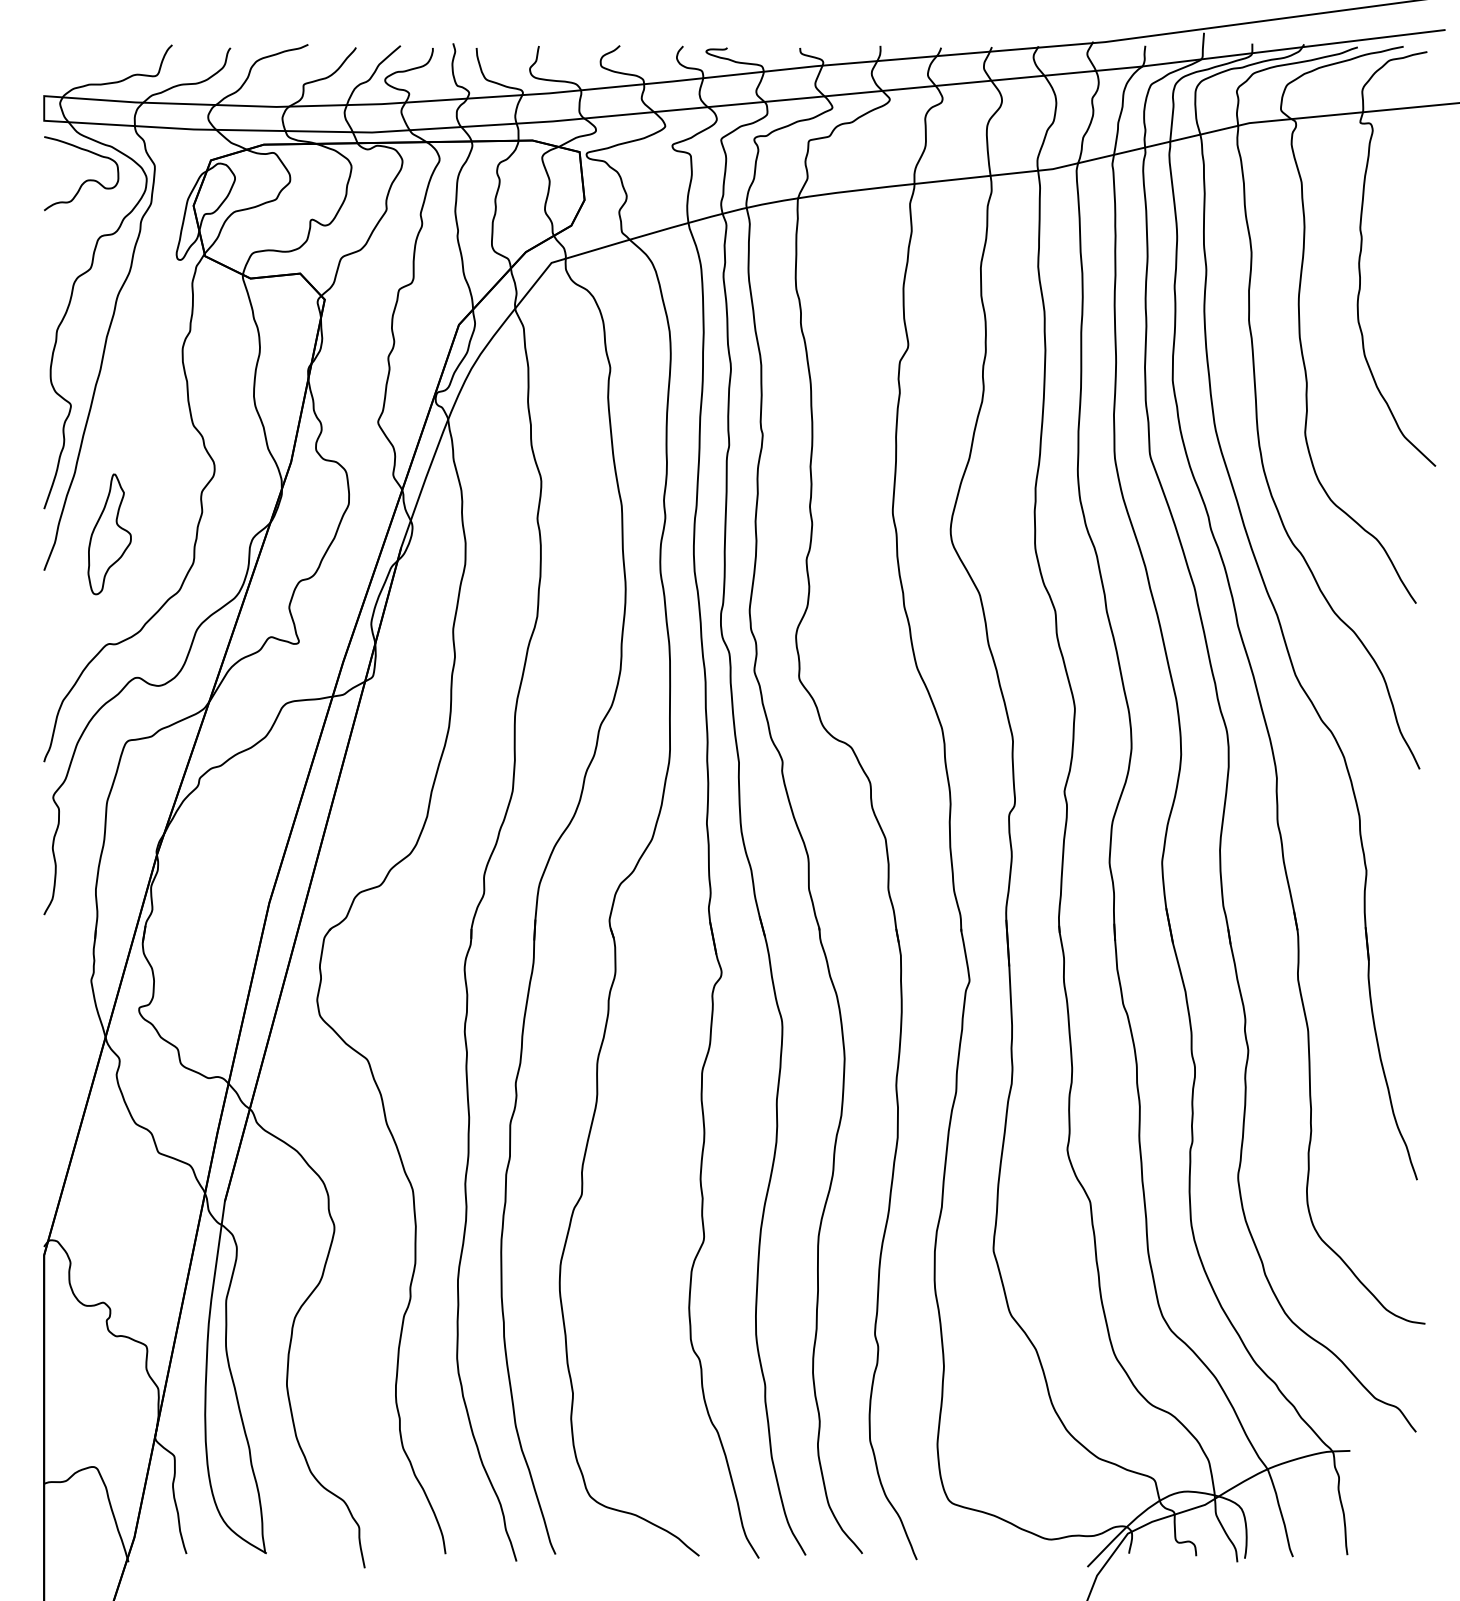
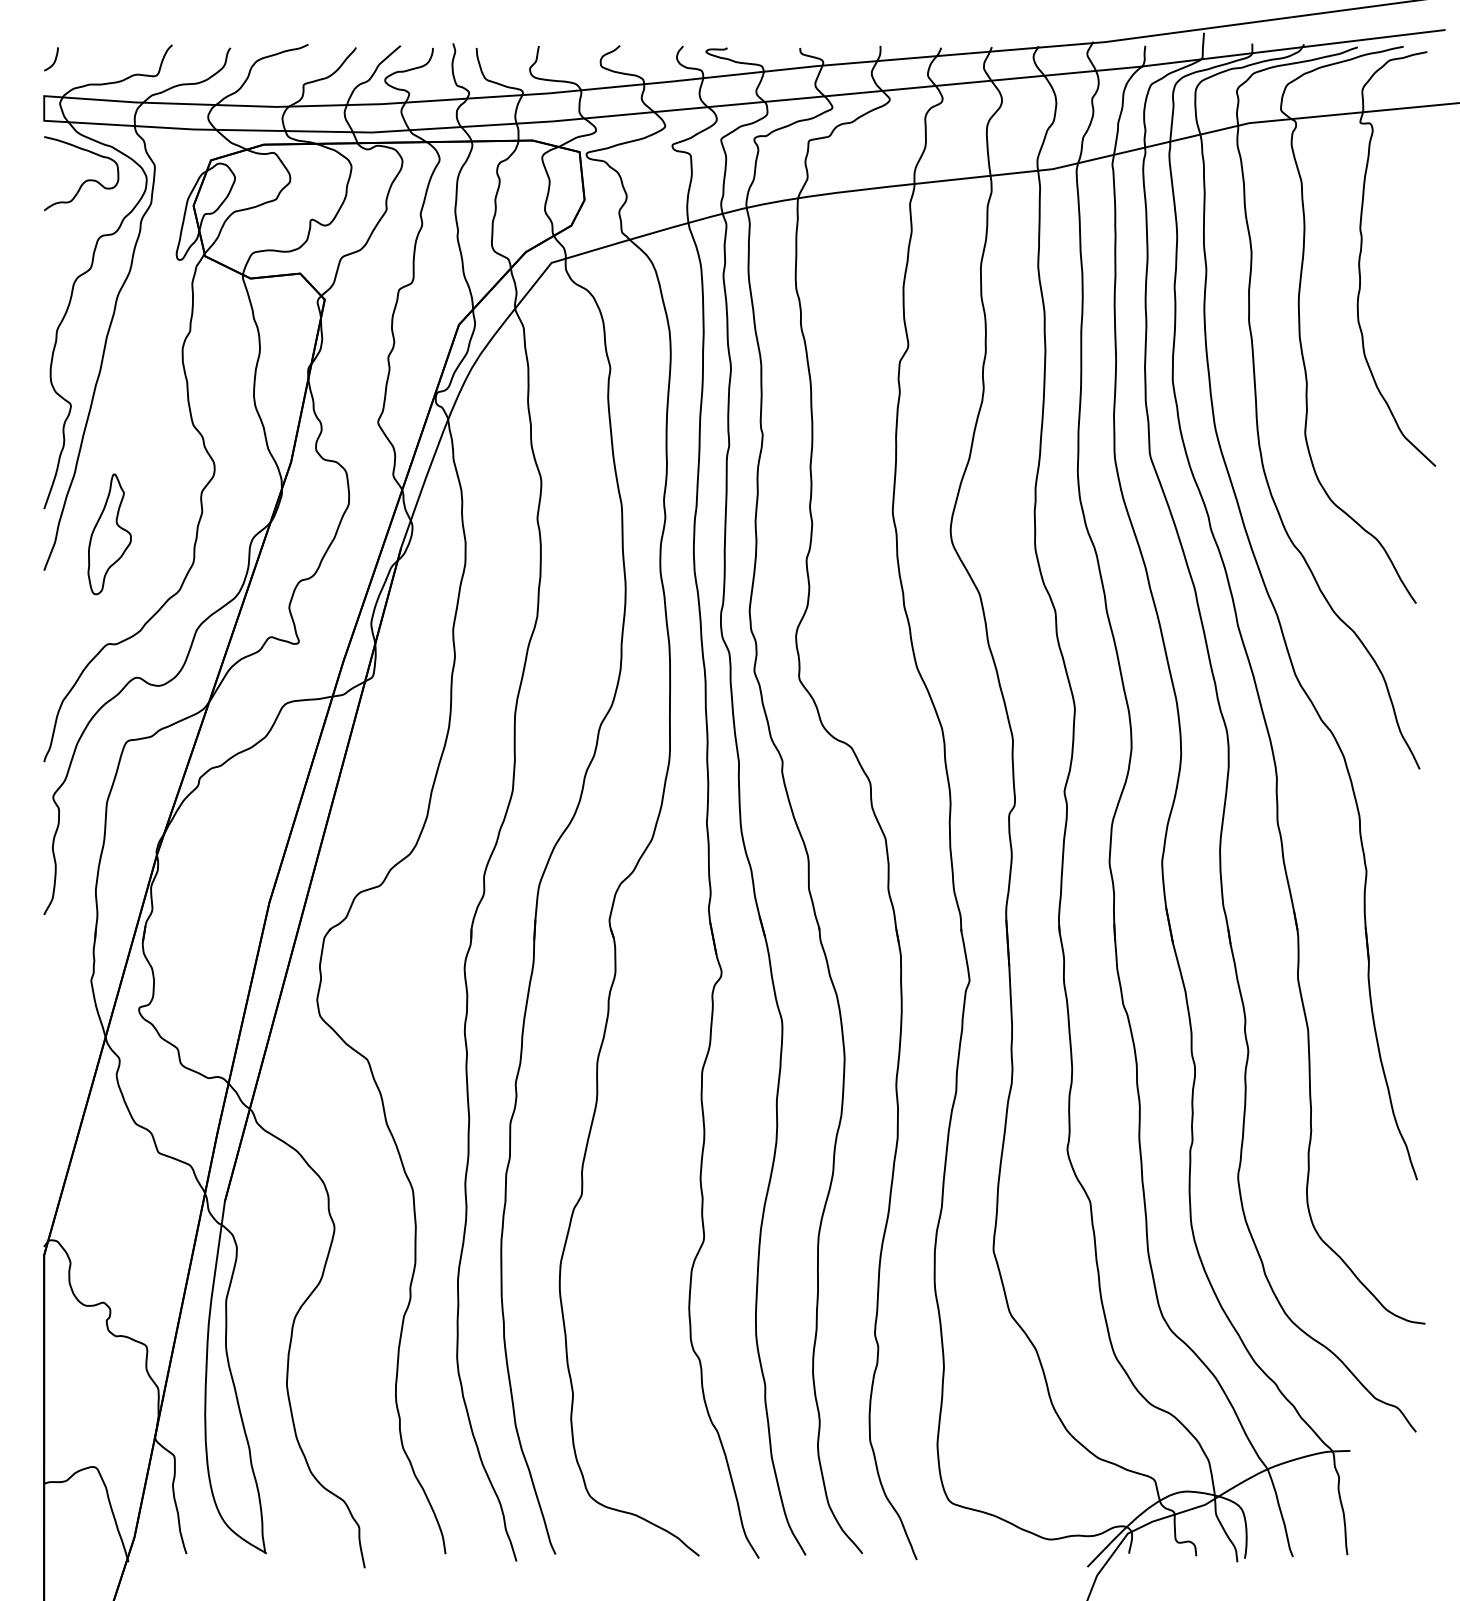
curve: none -> present (54, 59)
